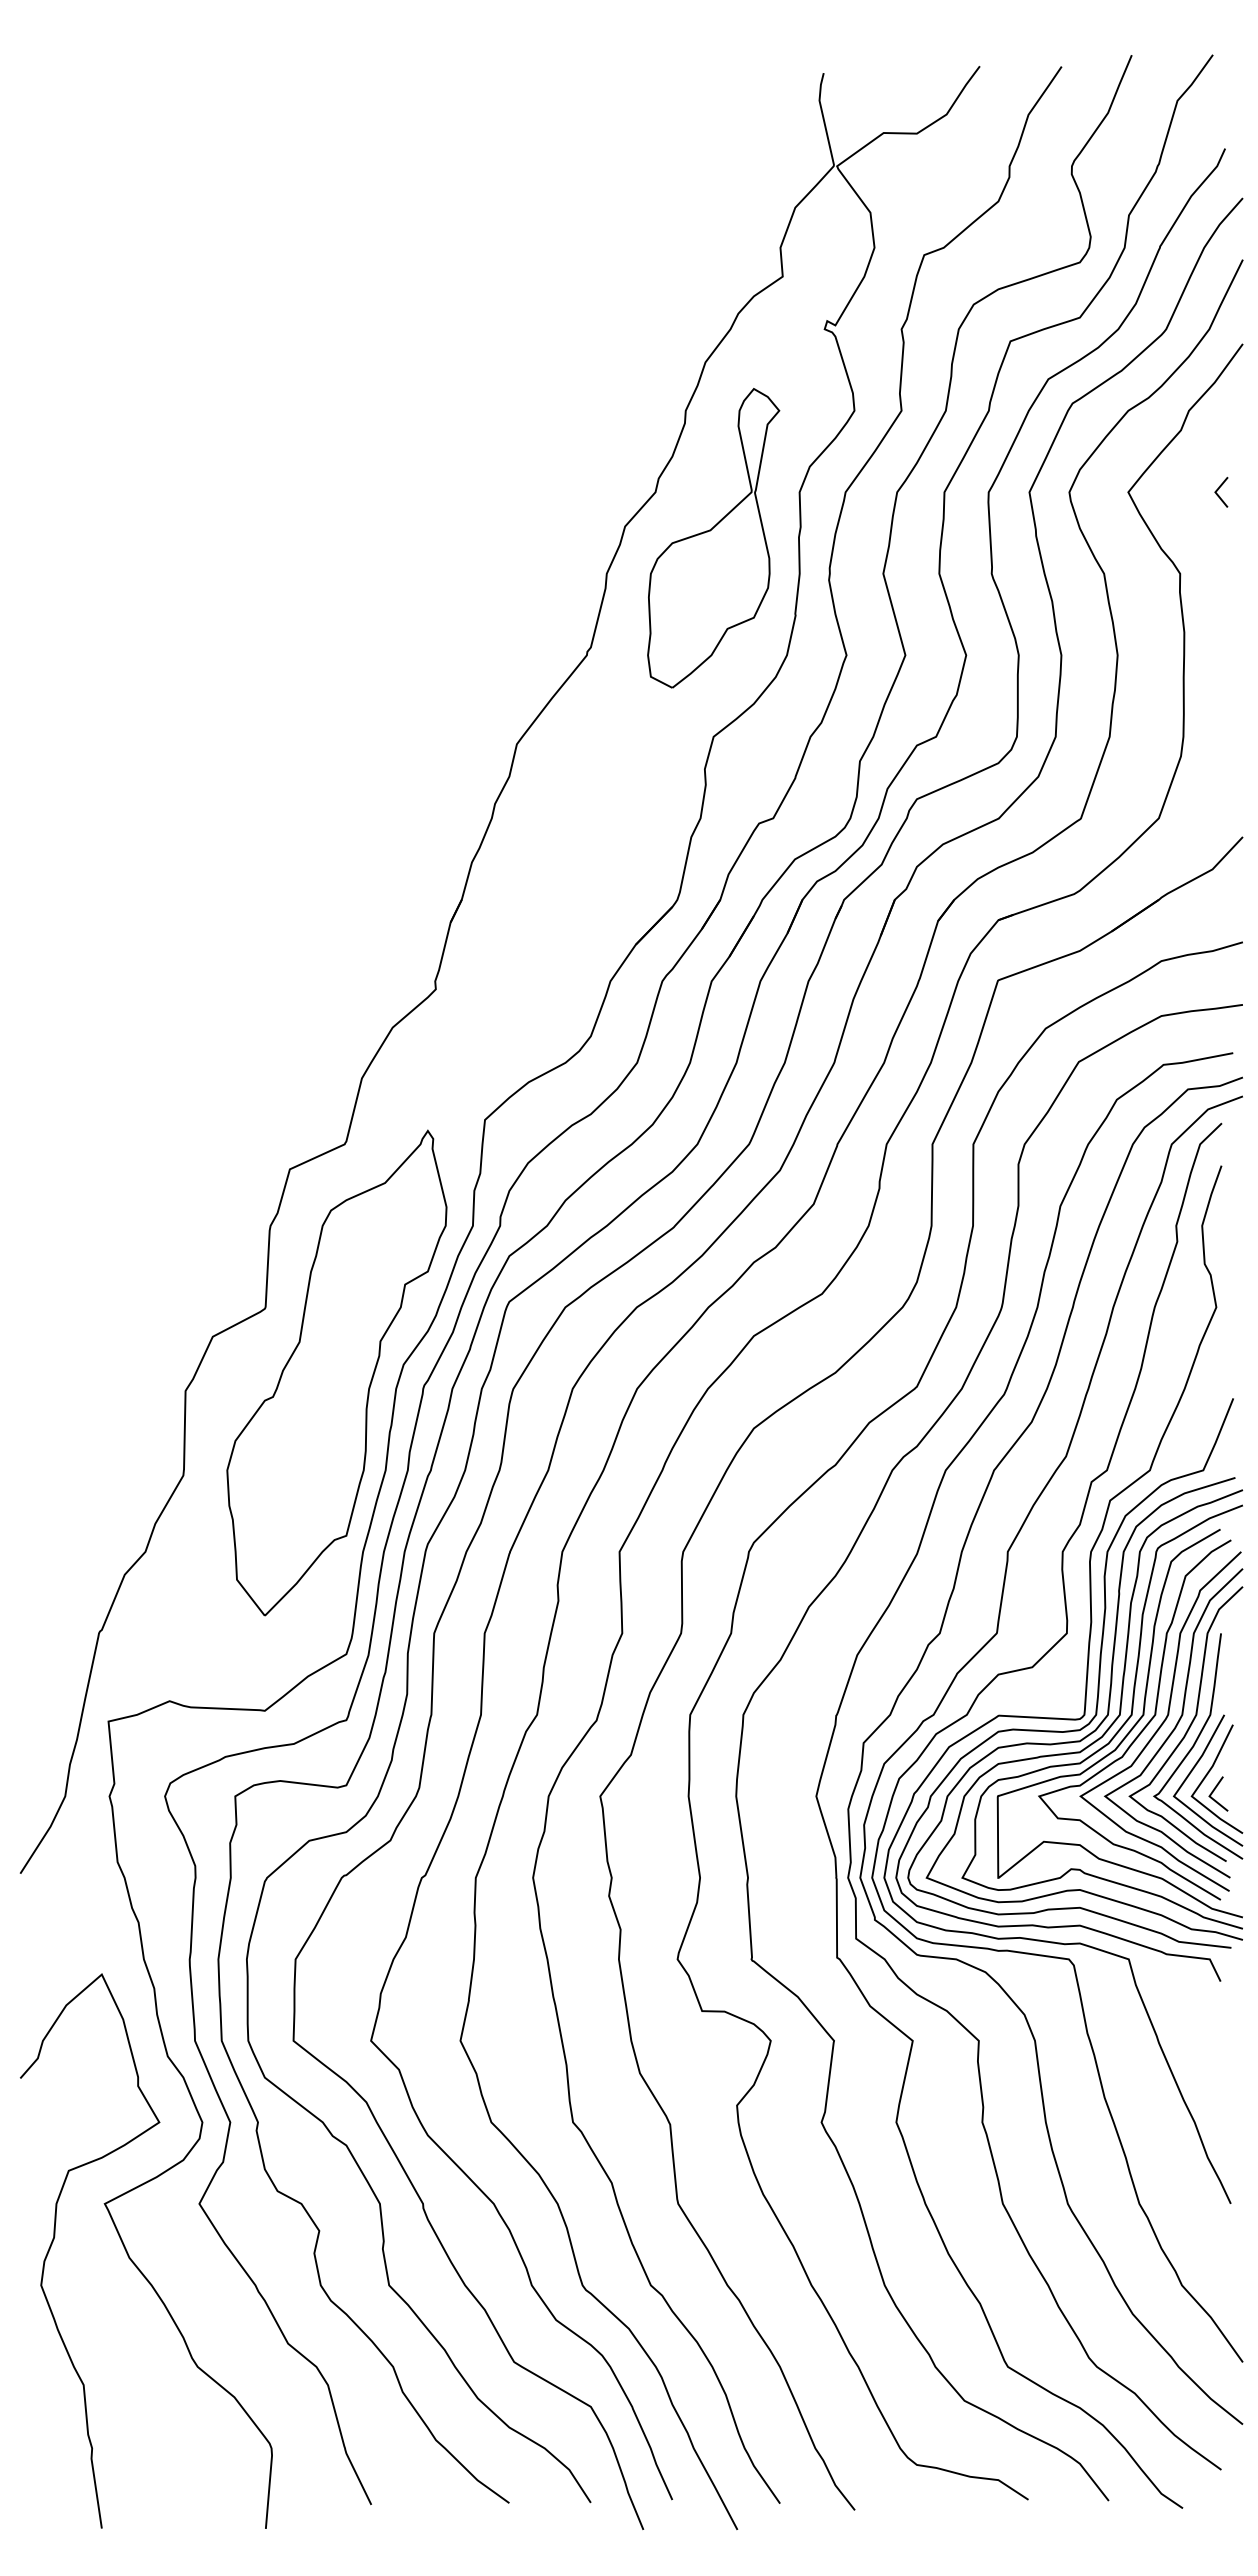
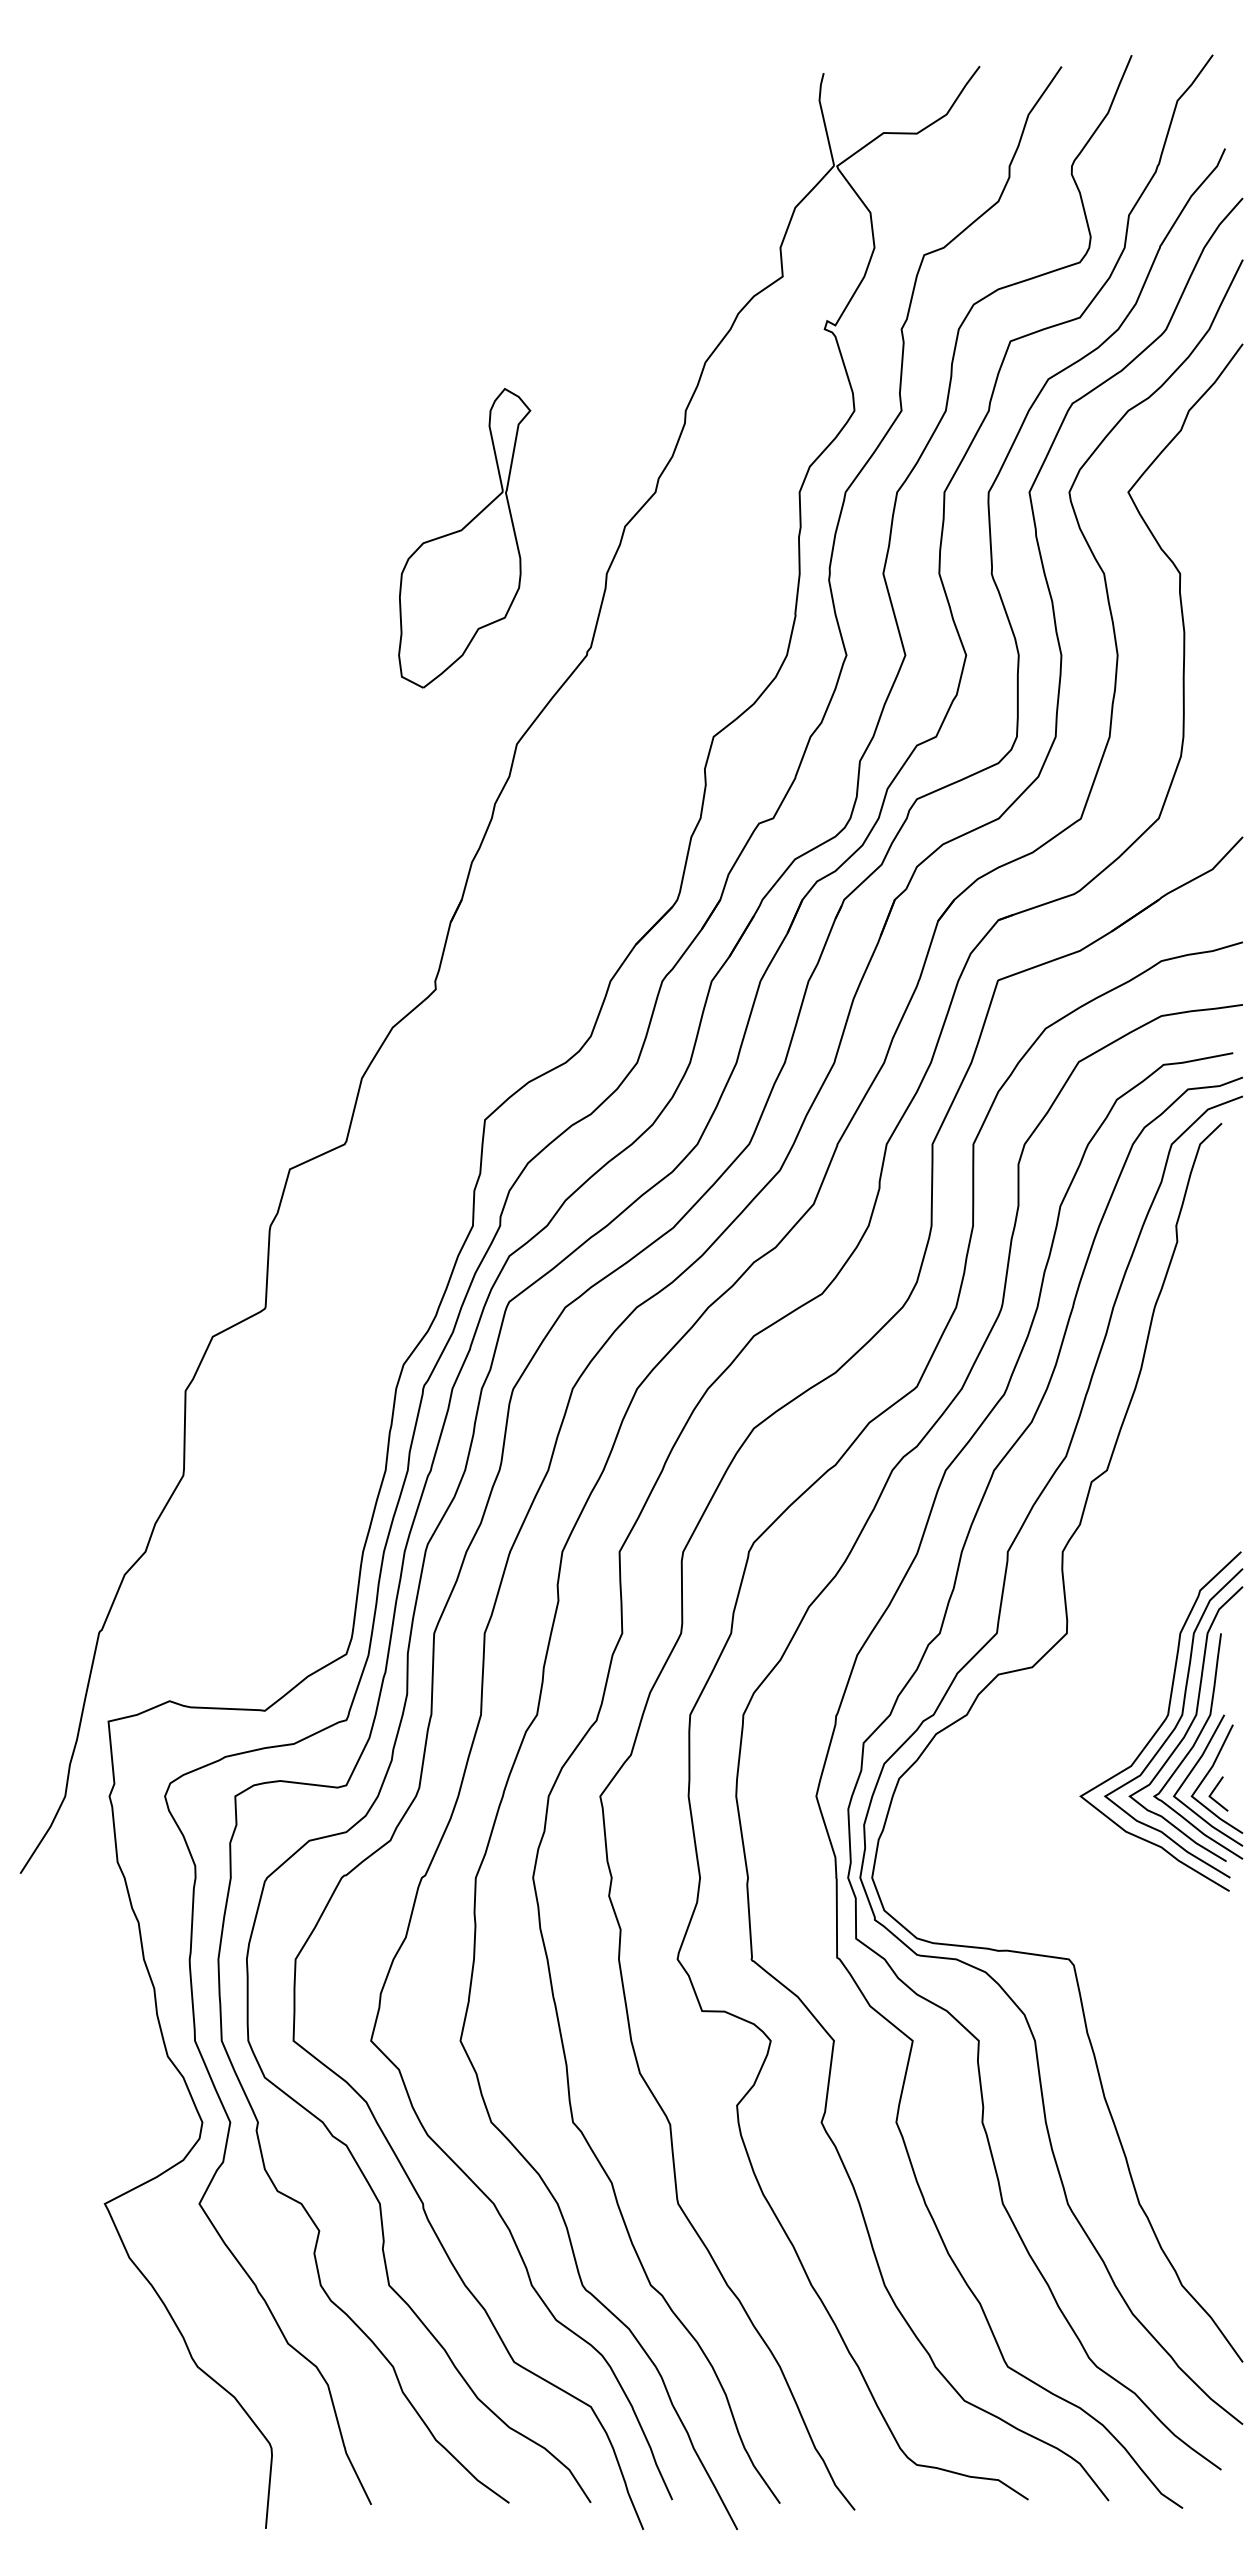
line: present -> none (1218, 490)
part position: (713, 538) -> (464, 538) (464, 538)
part: present -> none (336, 1372)
part: present -> none (1085, 1684)
curve: present -> none (54, 2239)
